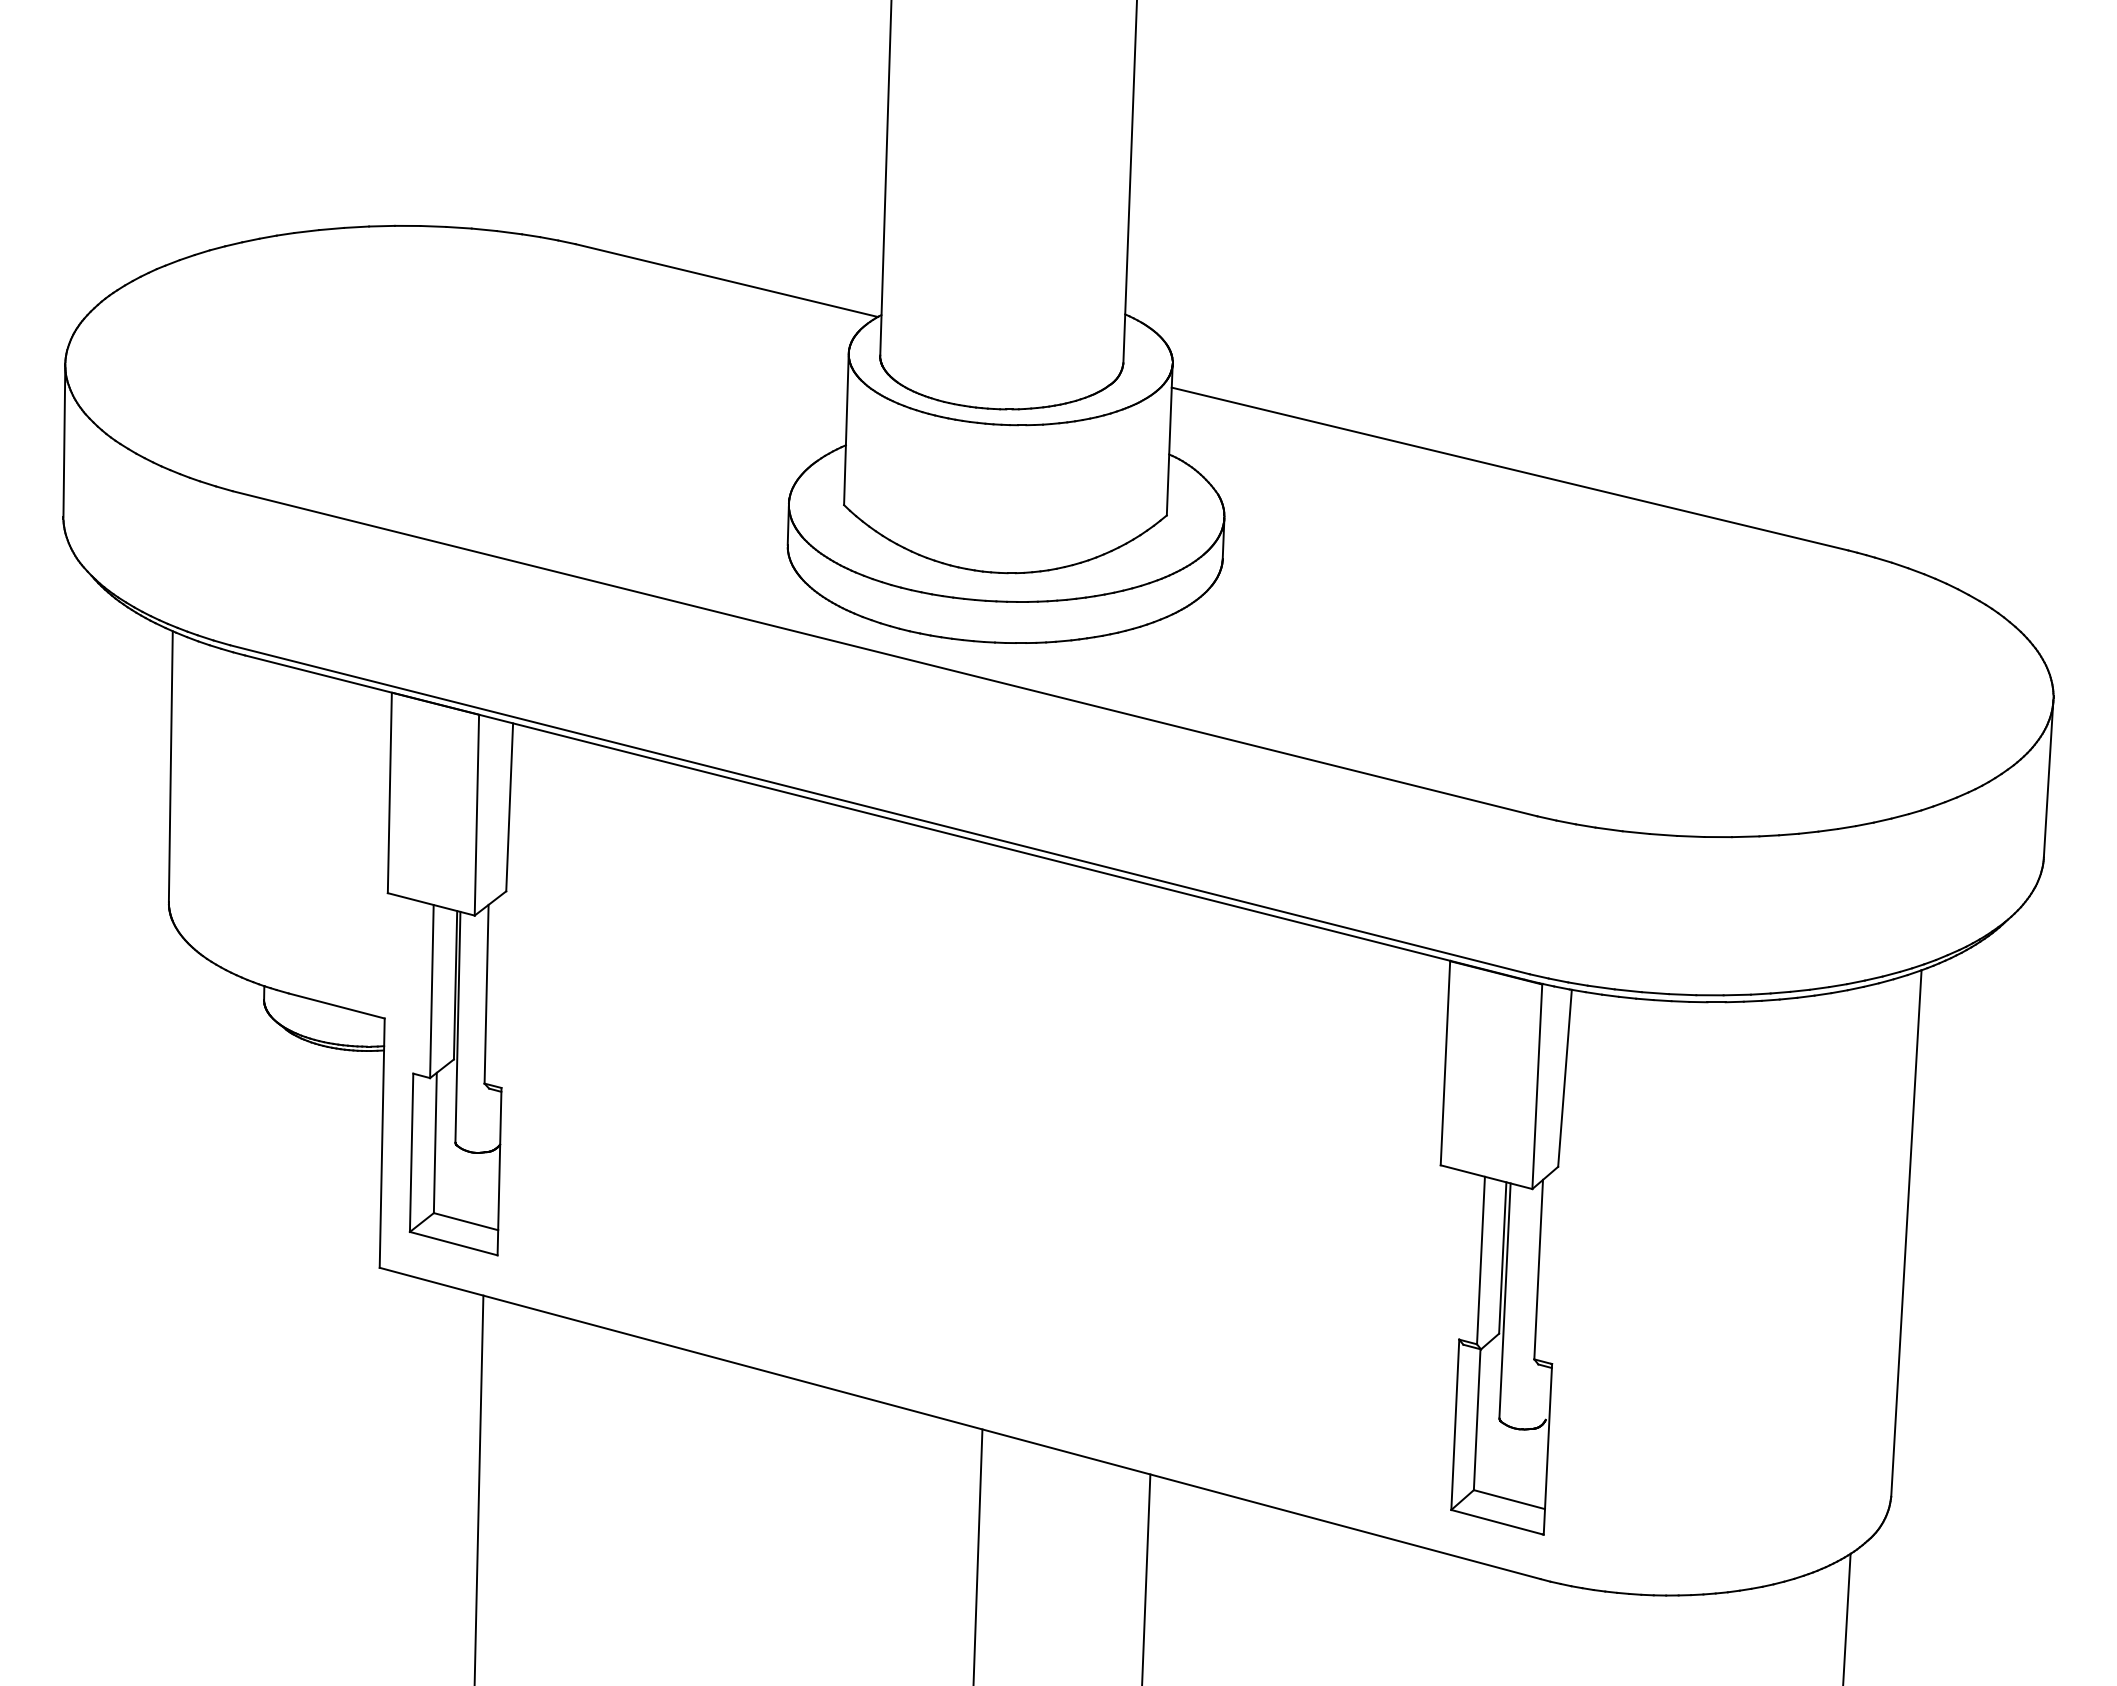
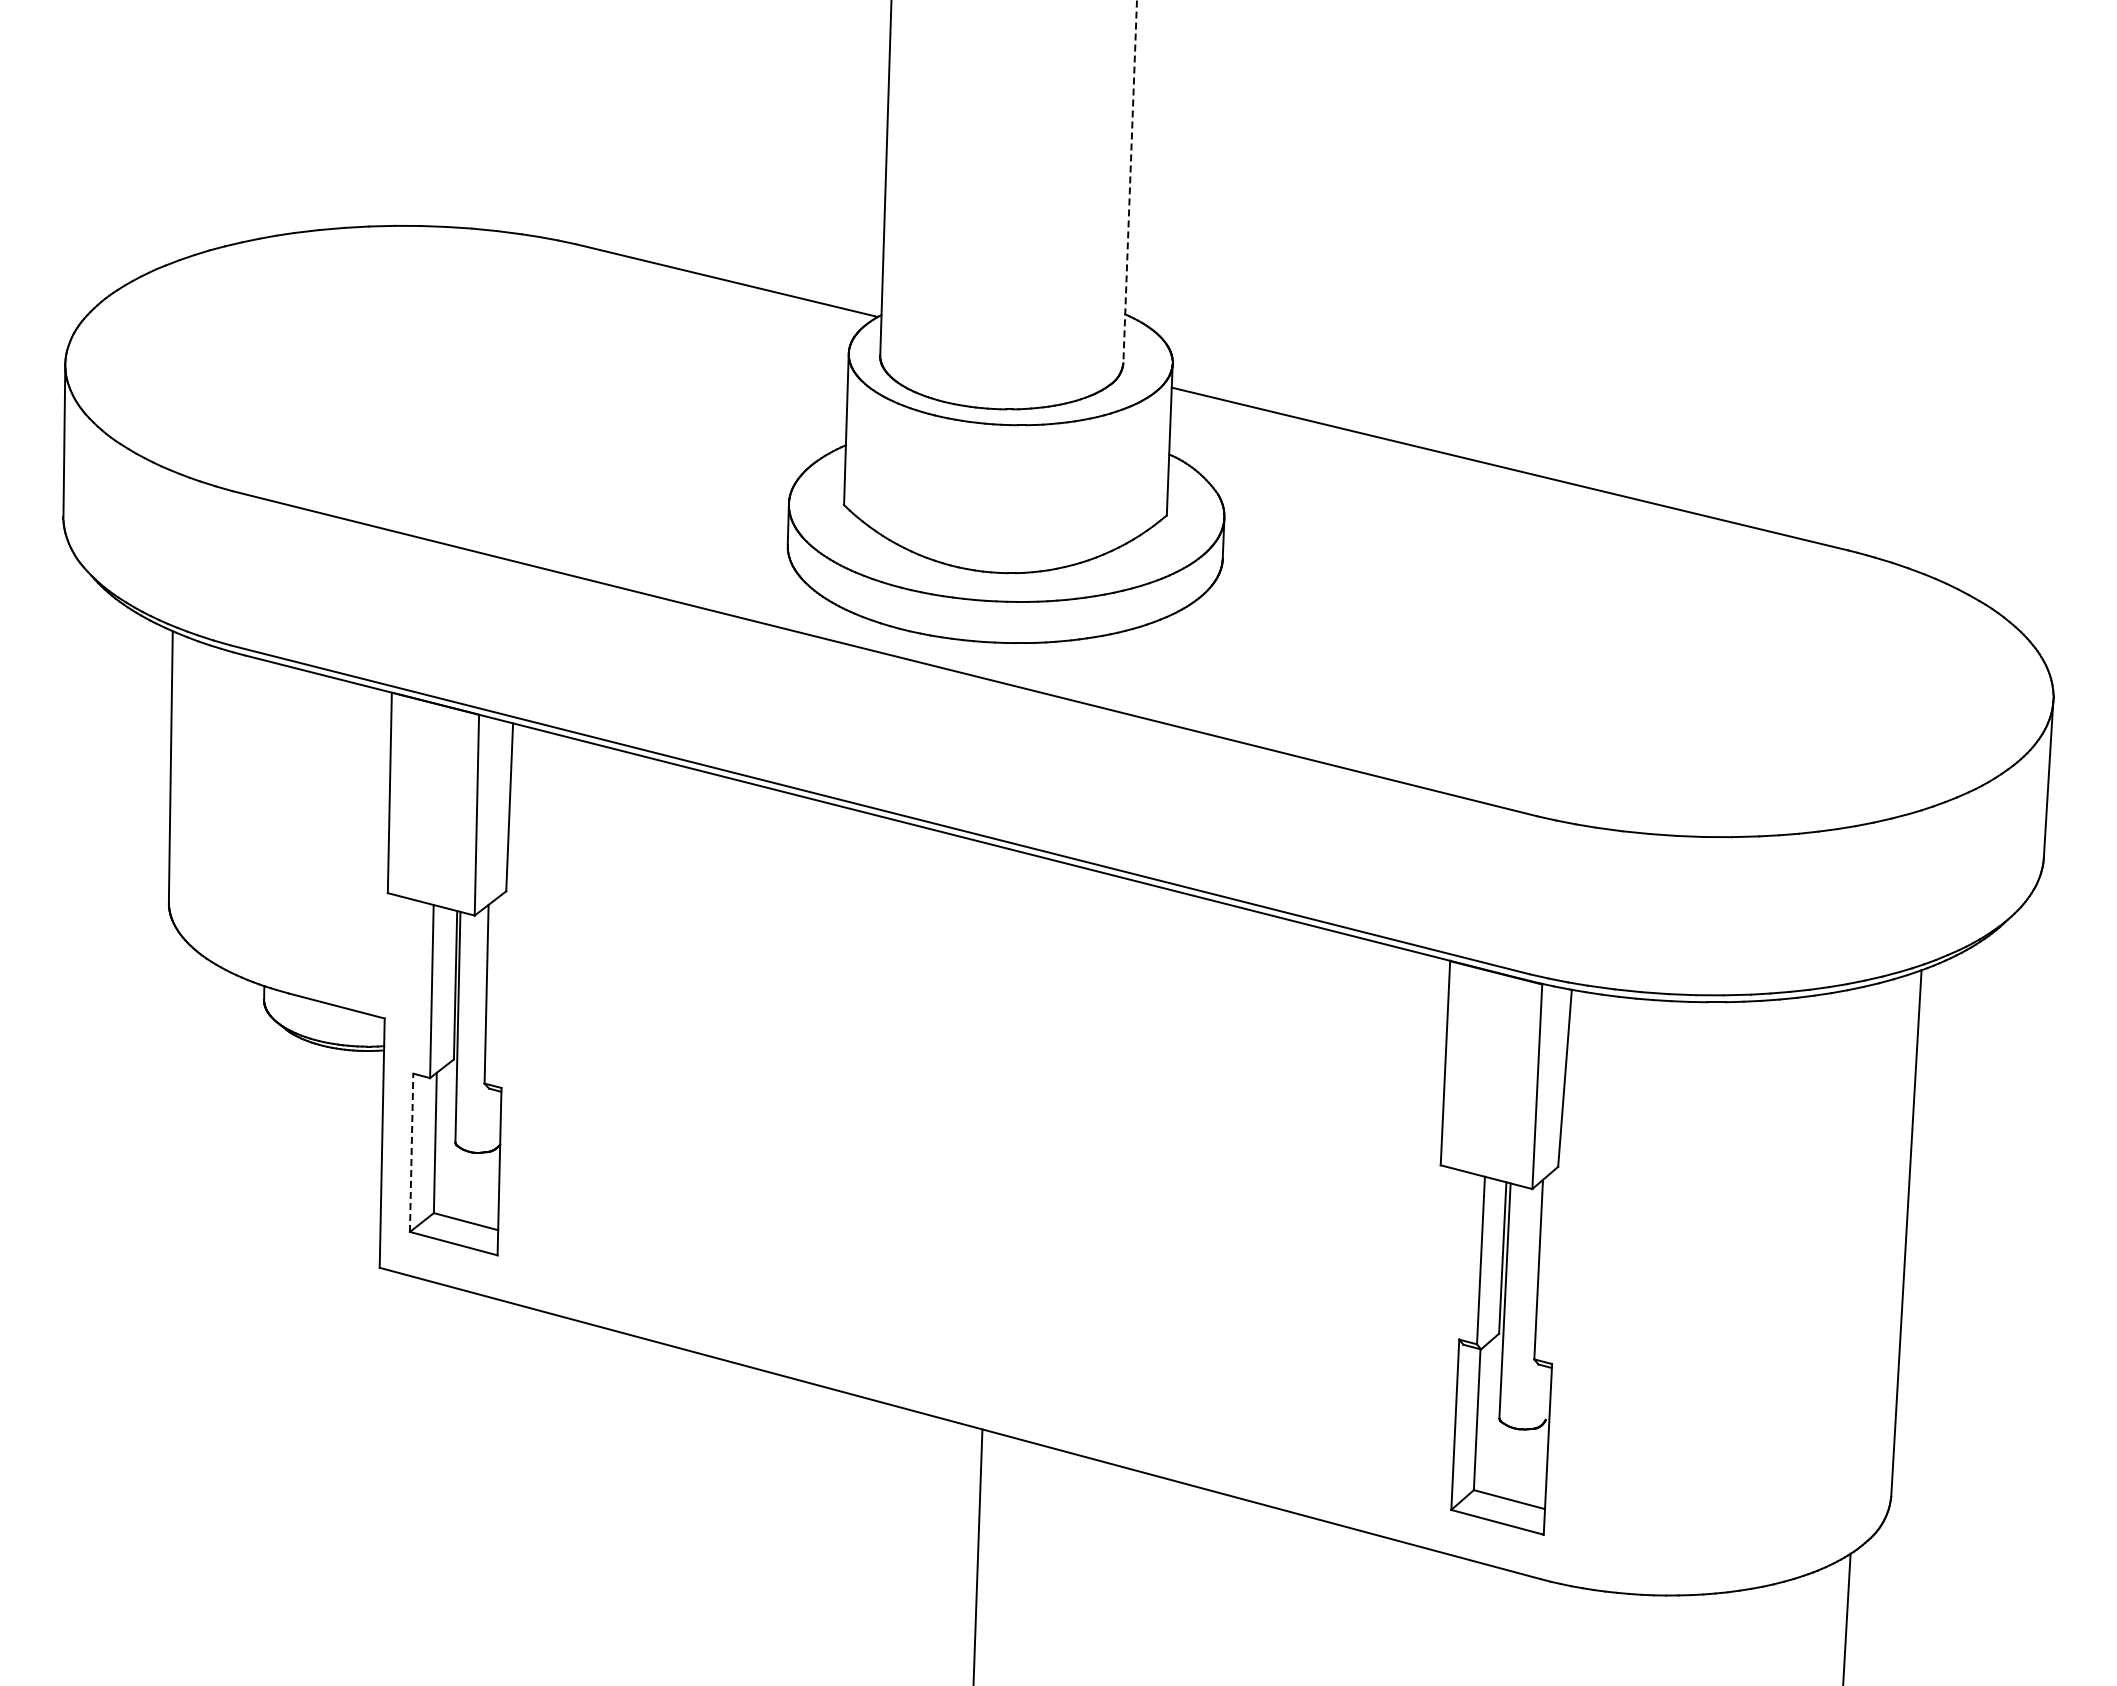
line: solid -> dashed (1130, 182)
line: solid -> dashed (411, 1152)
line: present -> none (478, 1488)
line: present -> none (1146, 1578)
